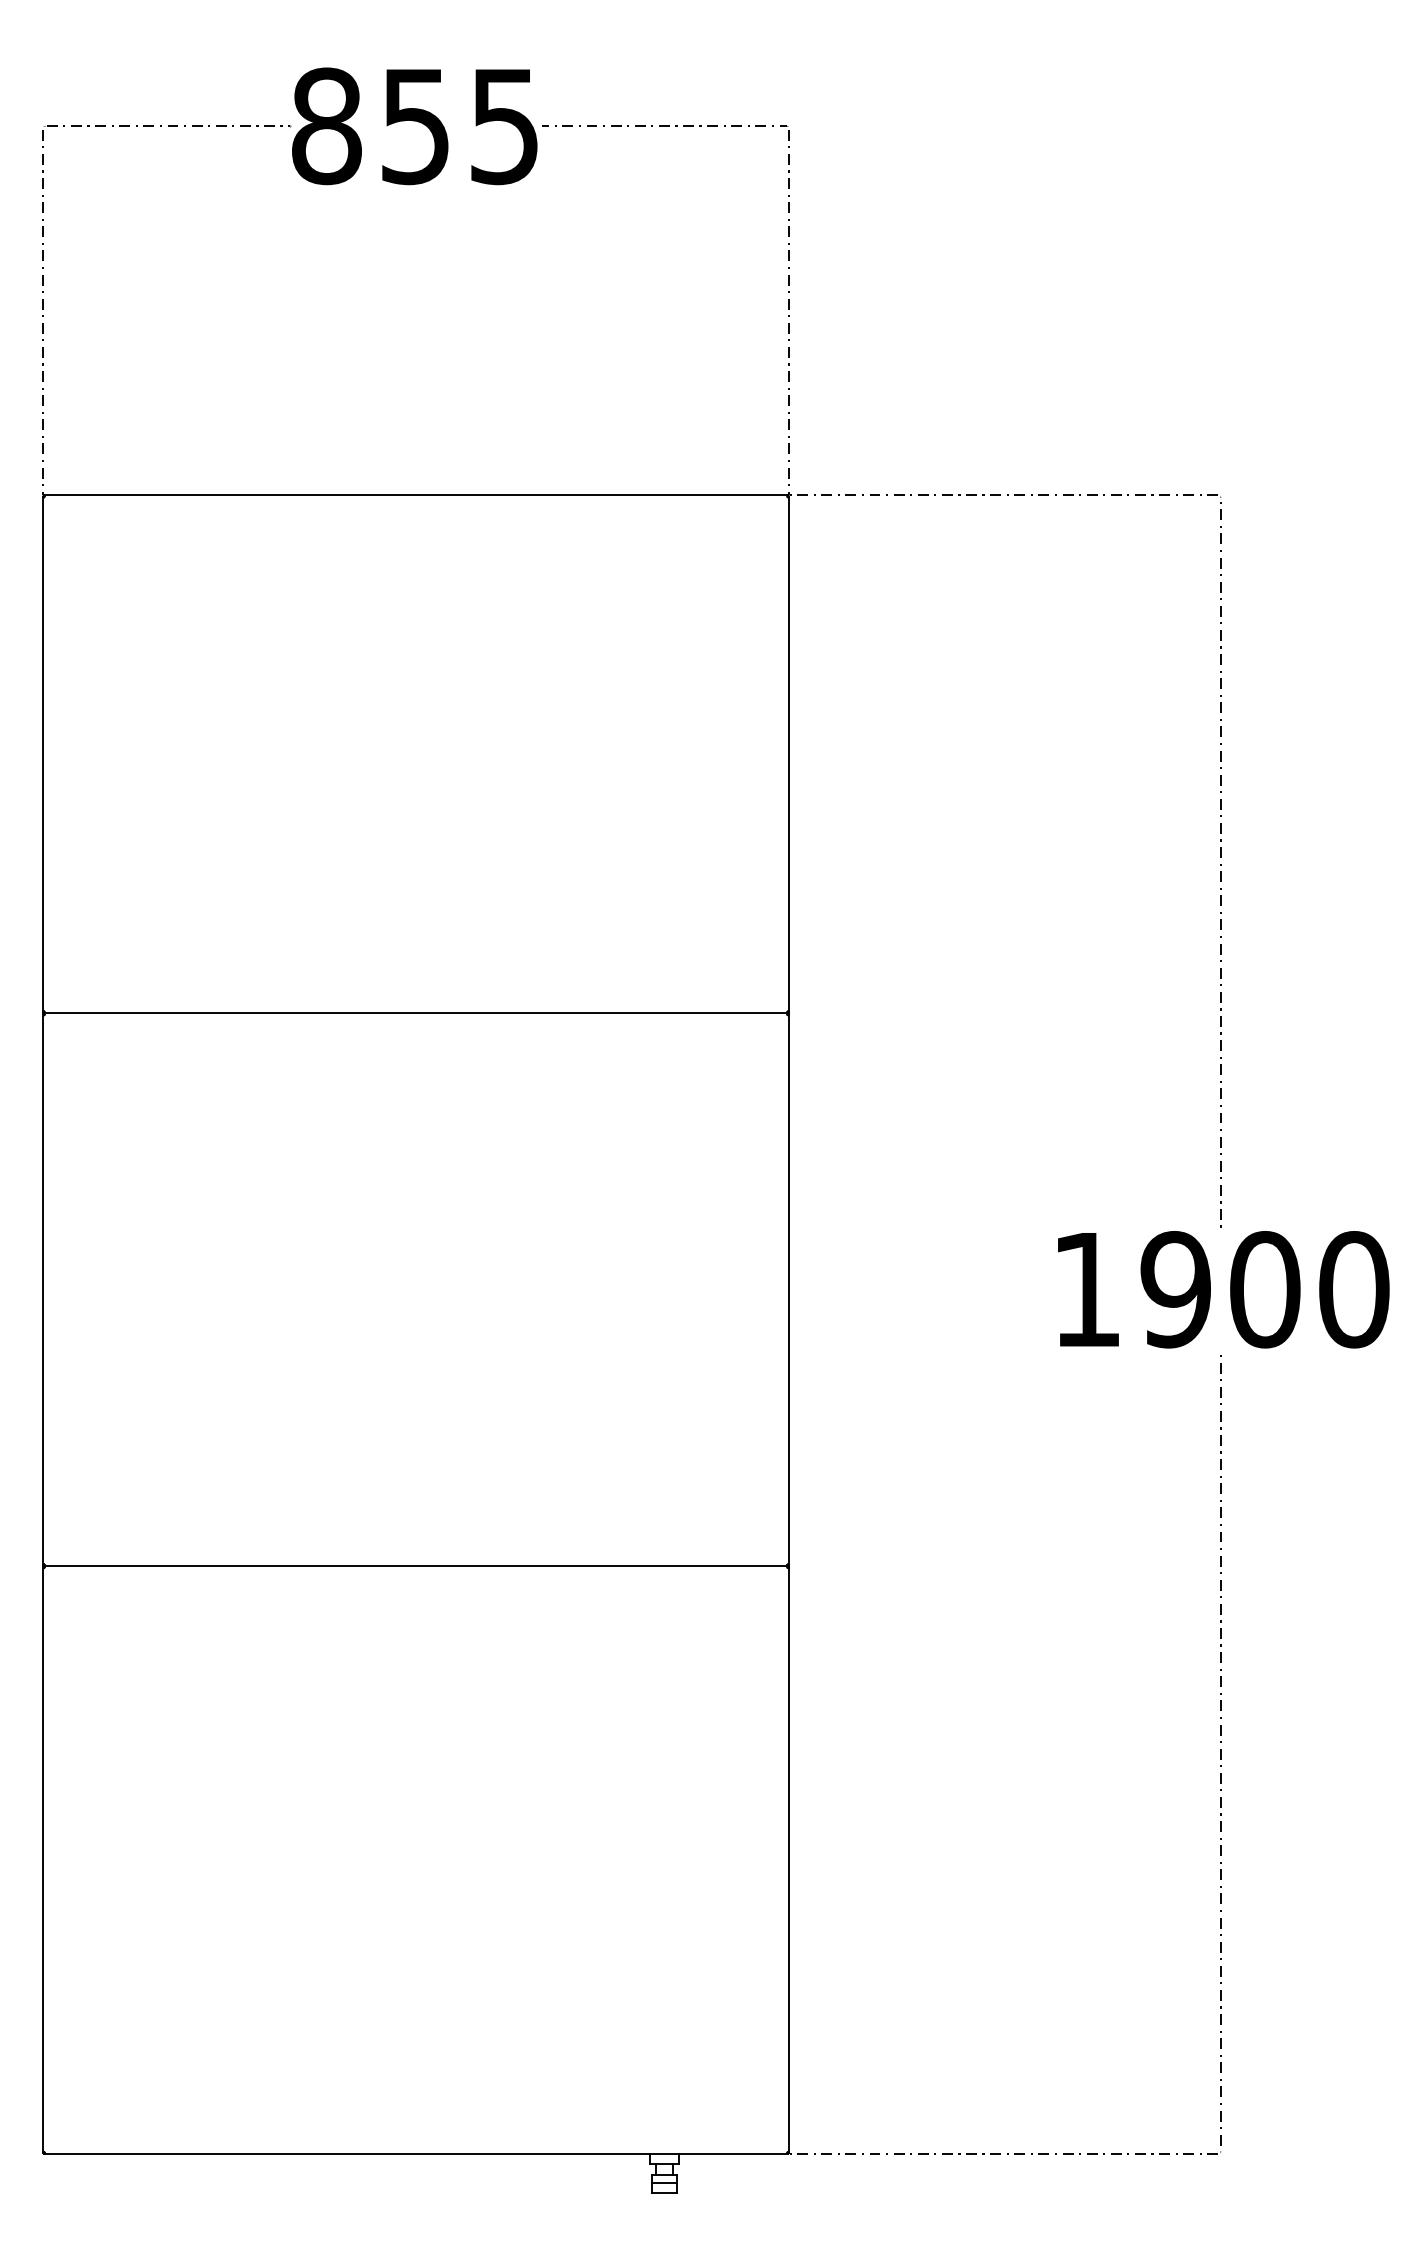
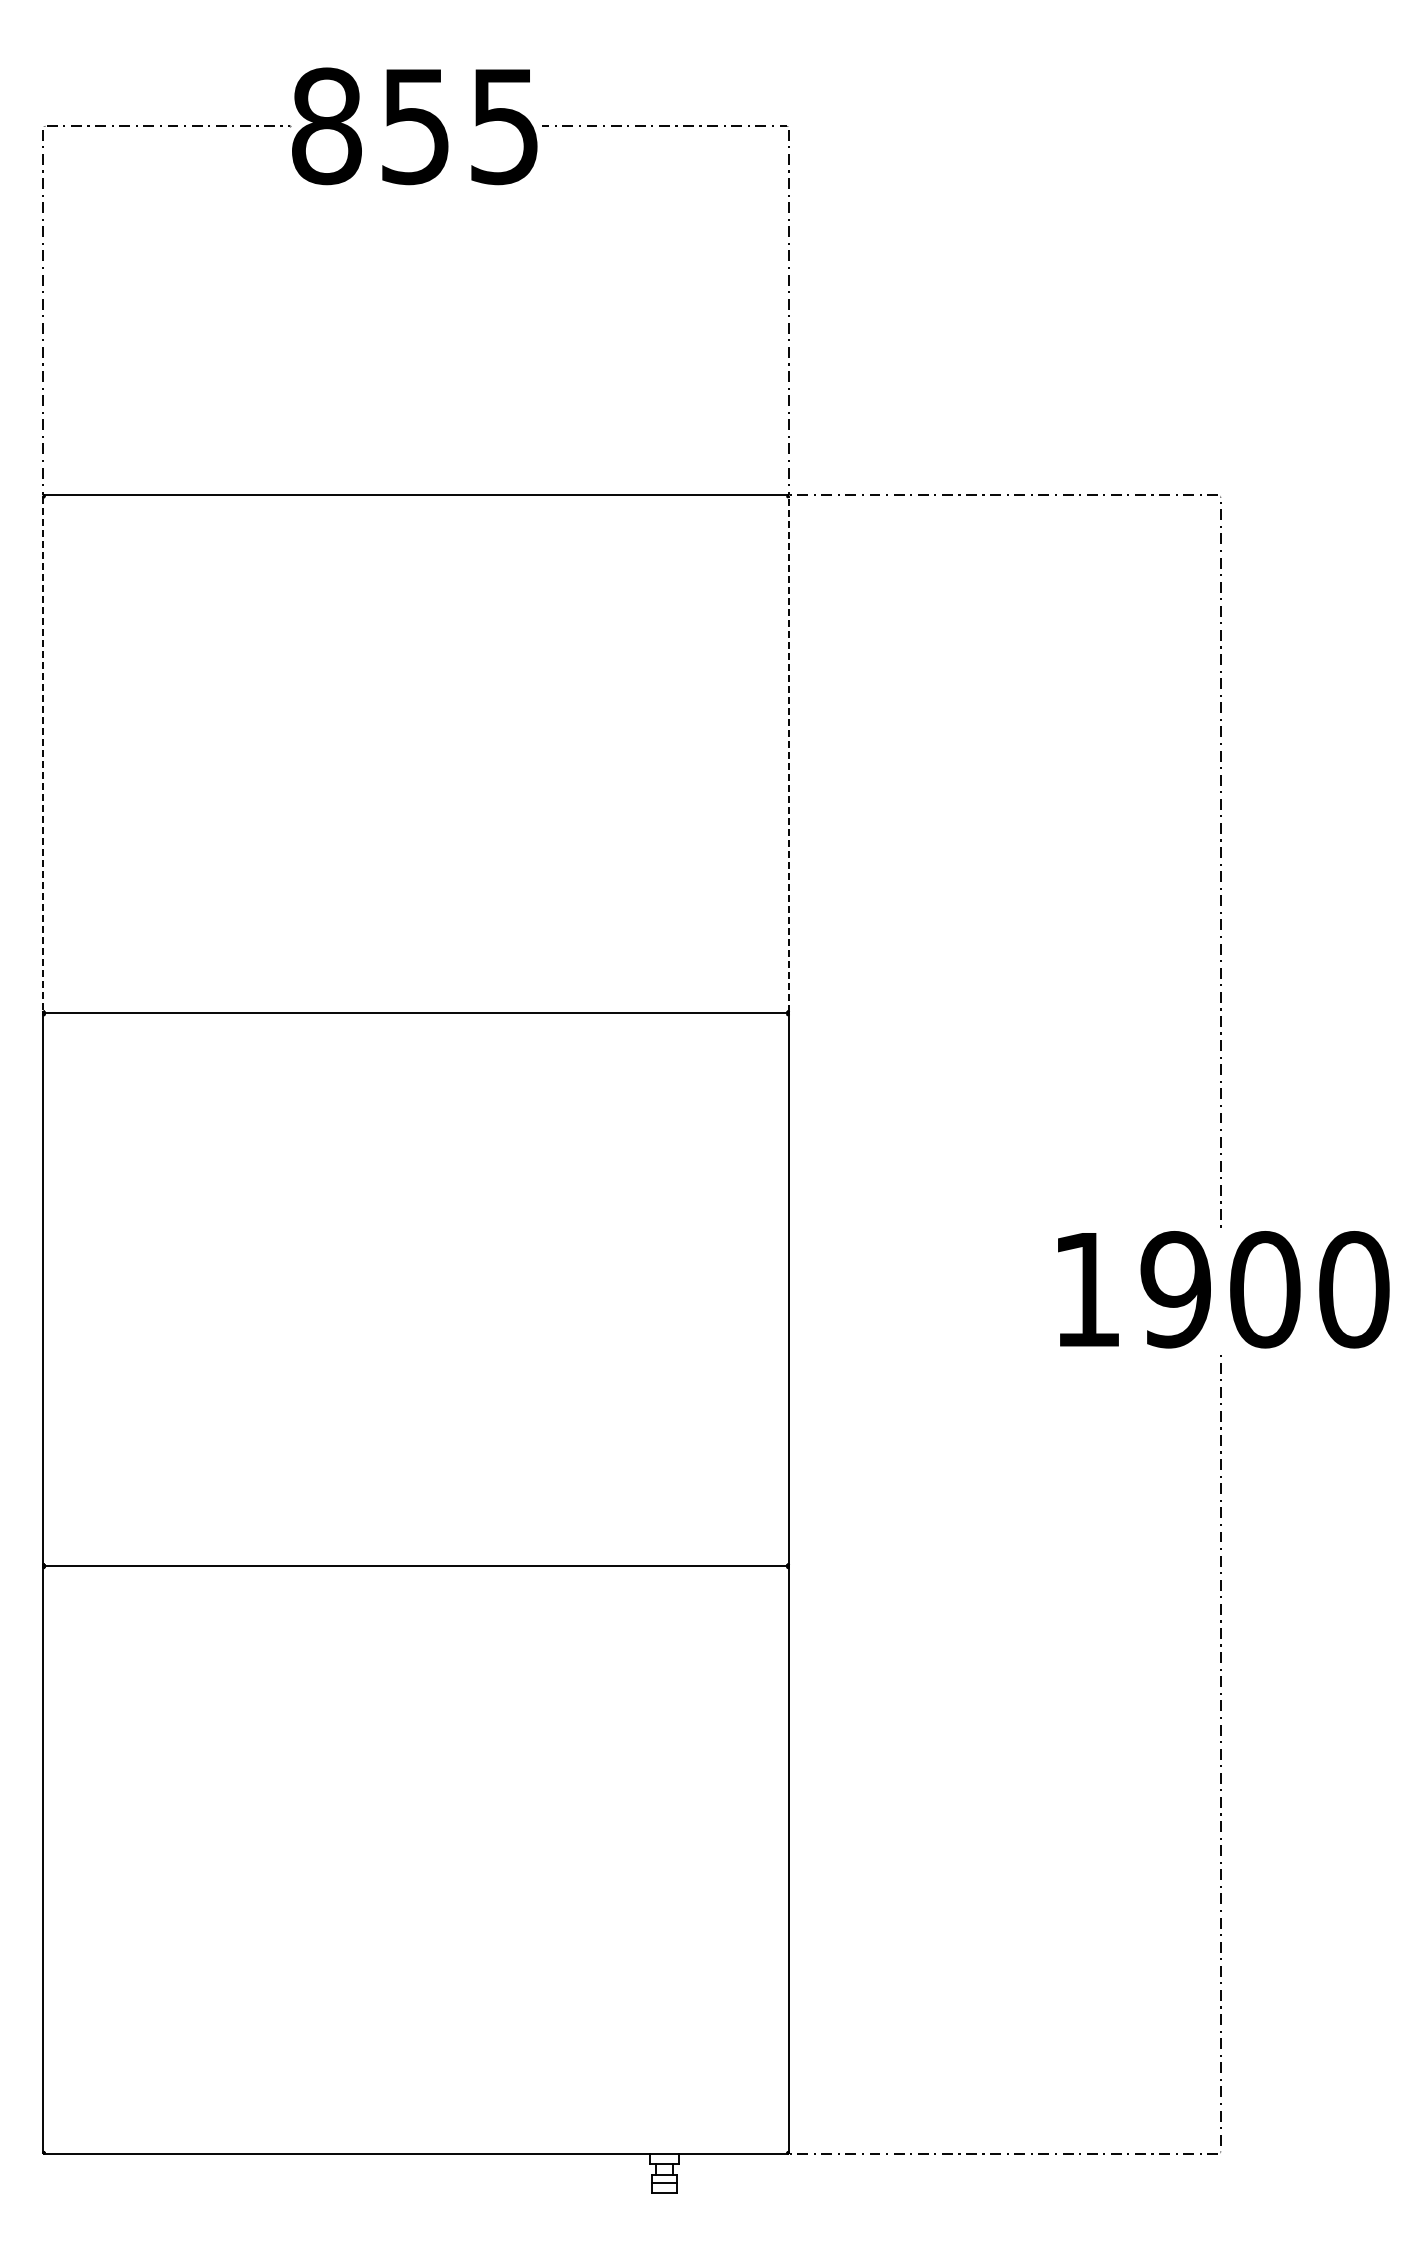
line: solid -> dashed (42, 754)
line: solid -> dashed (789, 754)
